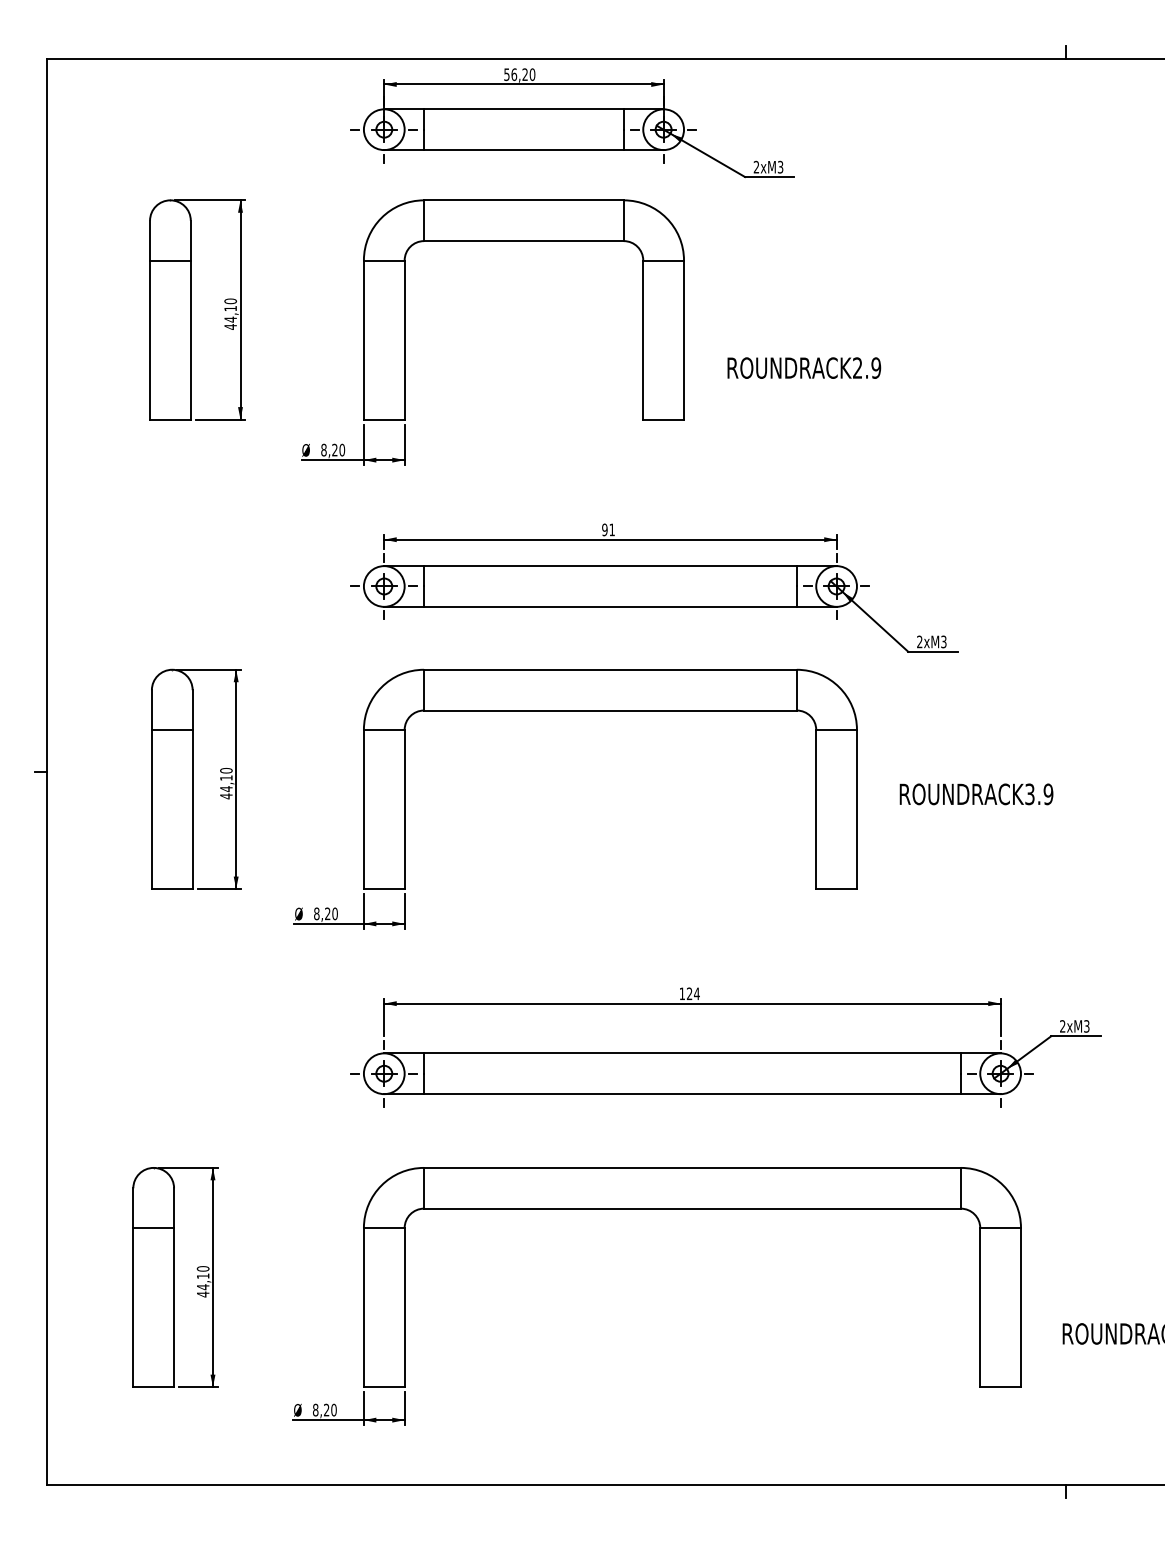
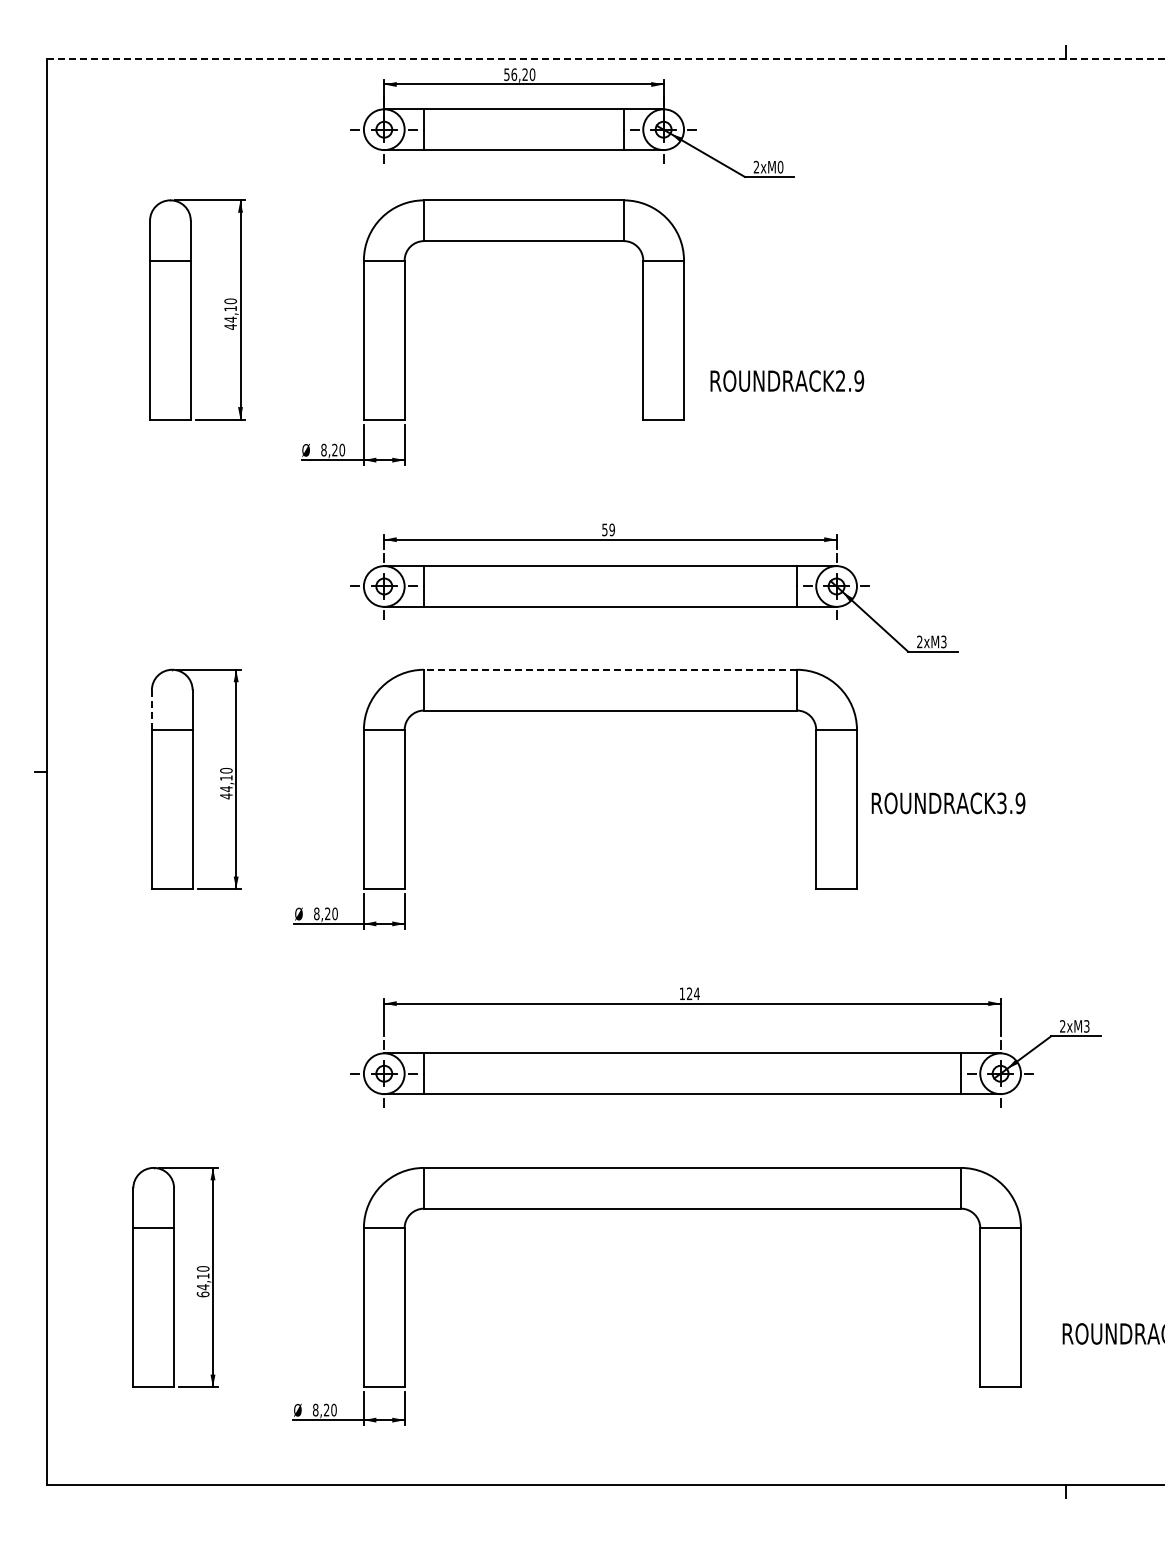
line: solid -> dashed (606, 58)
text: 2xM3 -> 2xM0 (780, 167)
text position: (804, 367) -> (787, 380) (787, 380)
text: 91 -> 59 (608, 529)
line: solid -> dashed (609, 669)
line: solid -> dashed (151, 710)
text position: (976, 794) -> (948, 803) (948, 803)
text: 44,10 -> 64,10 (202, 1294)
